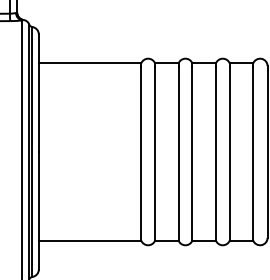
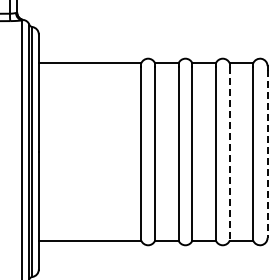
line: solid -> dashed (229, 153)
line: solid -> dashed (267, 154)
